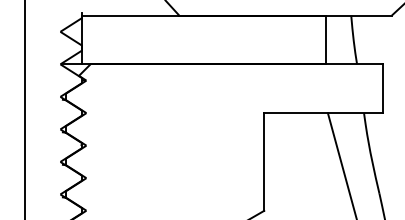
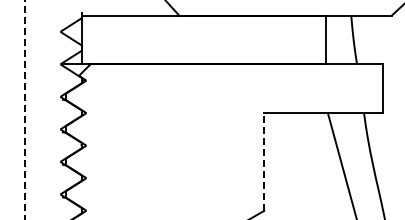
line: solid -> dashed (25, 110)
line: solid -> dashed (264, 161)
